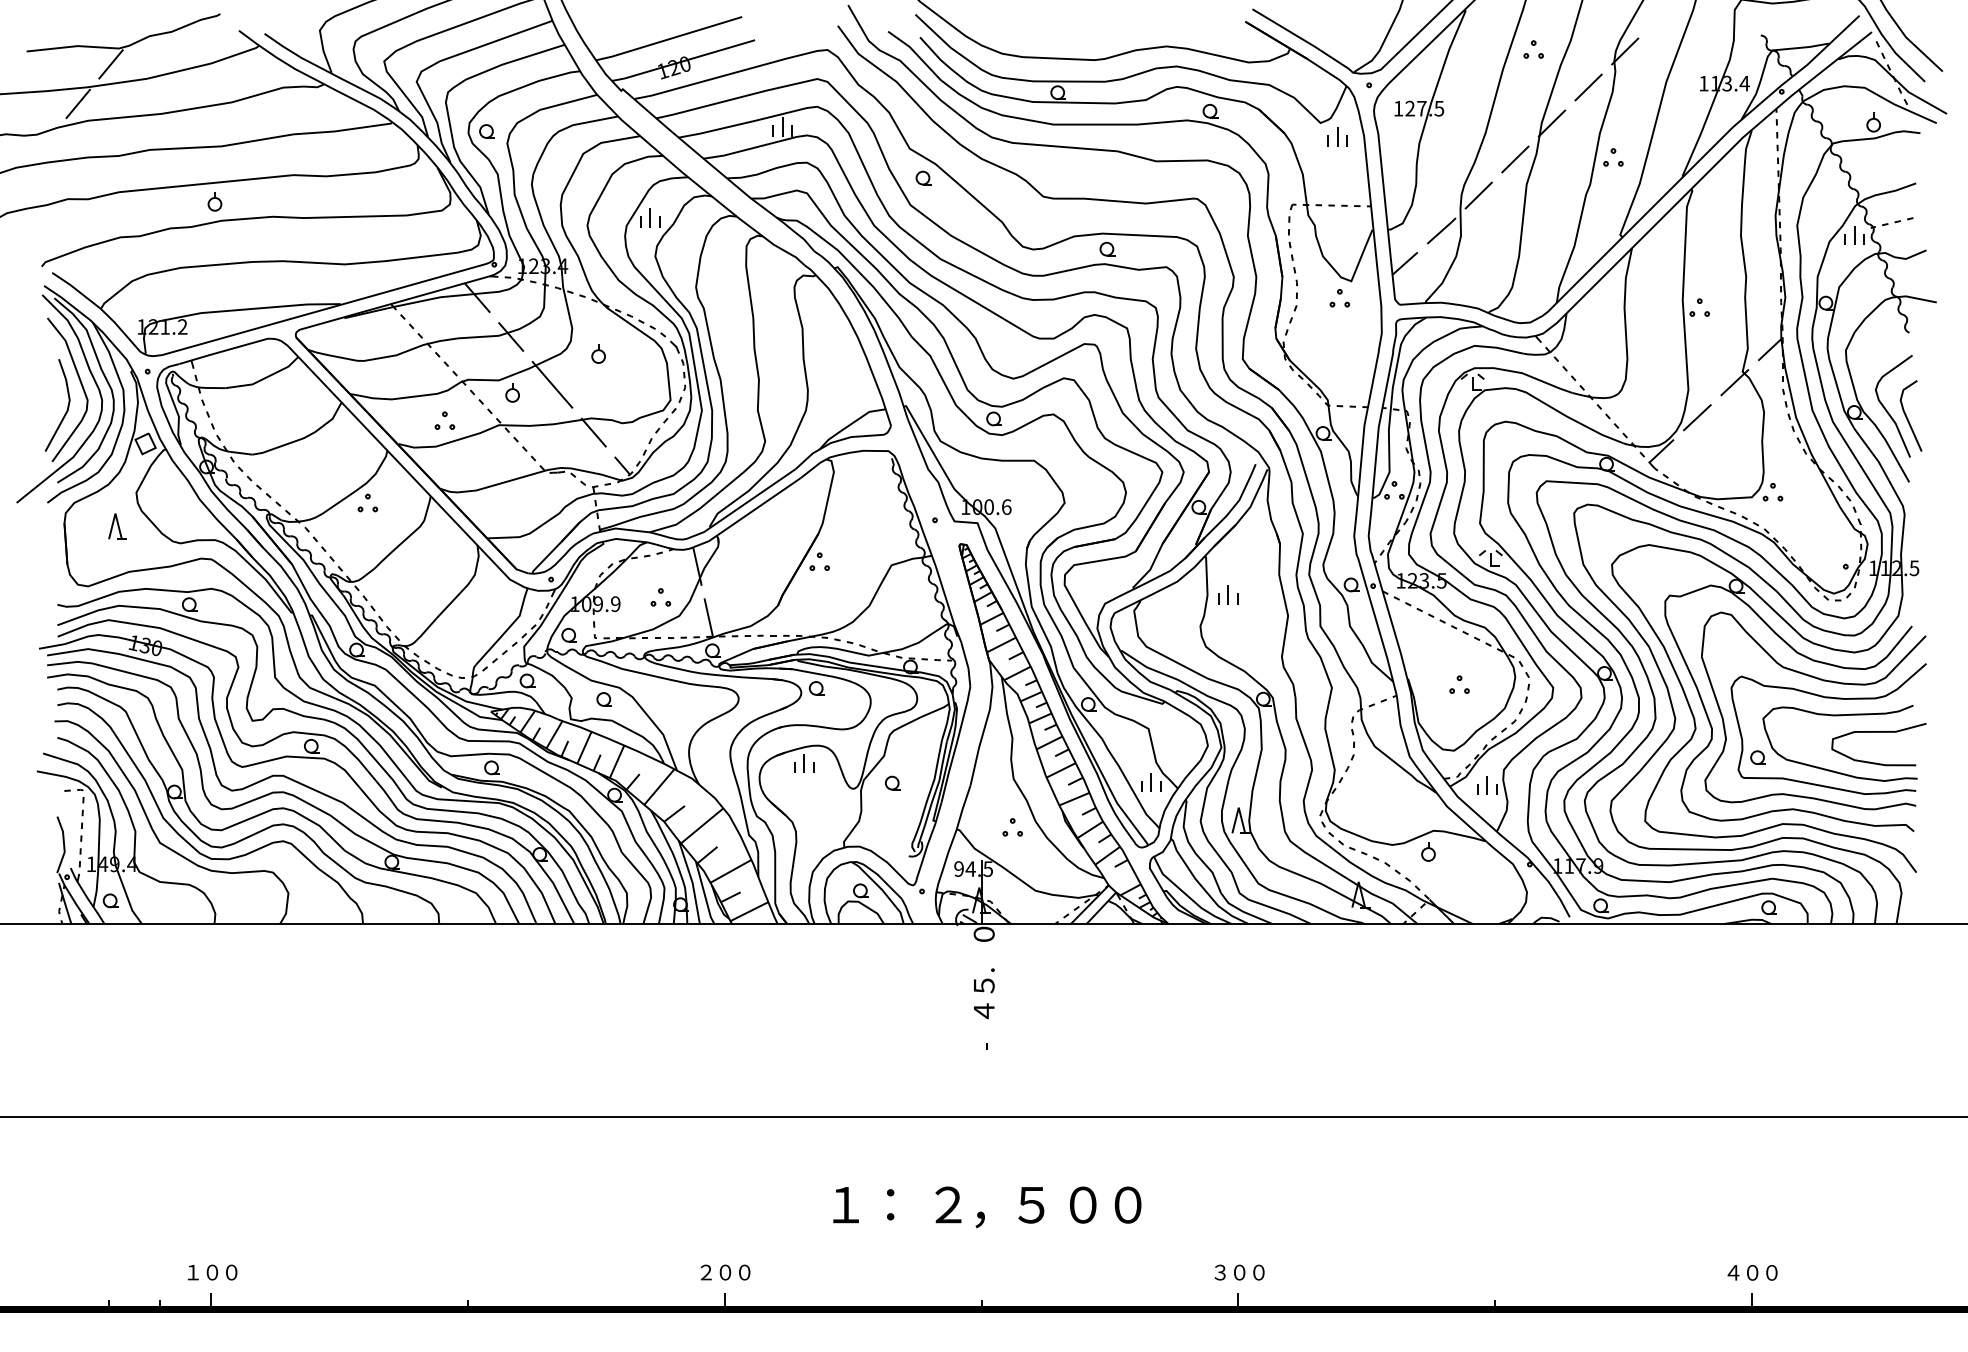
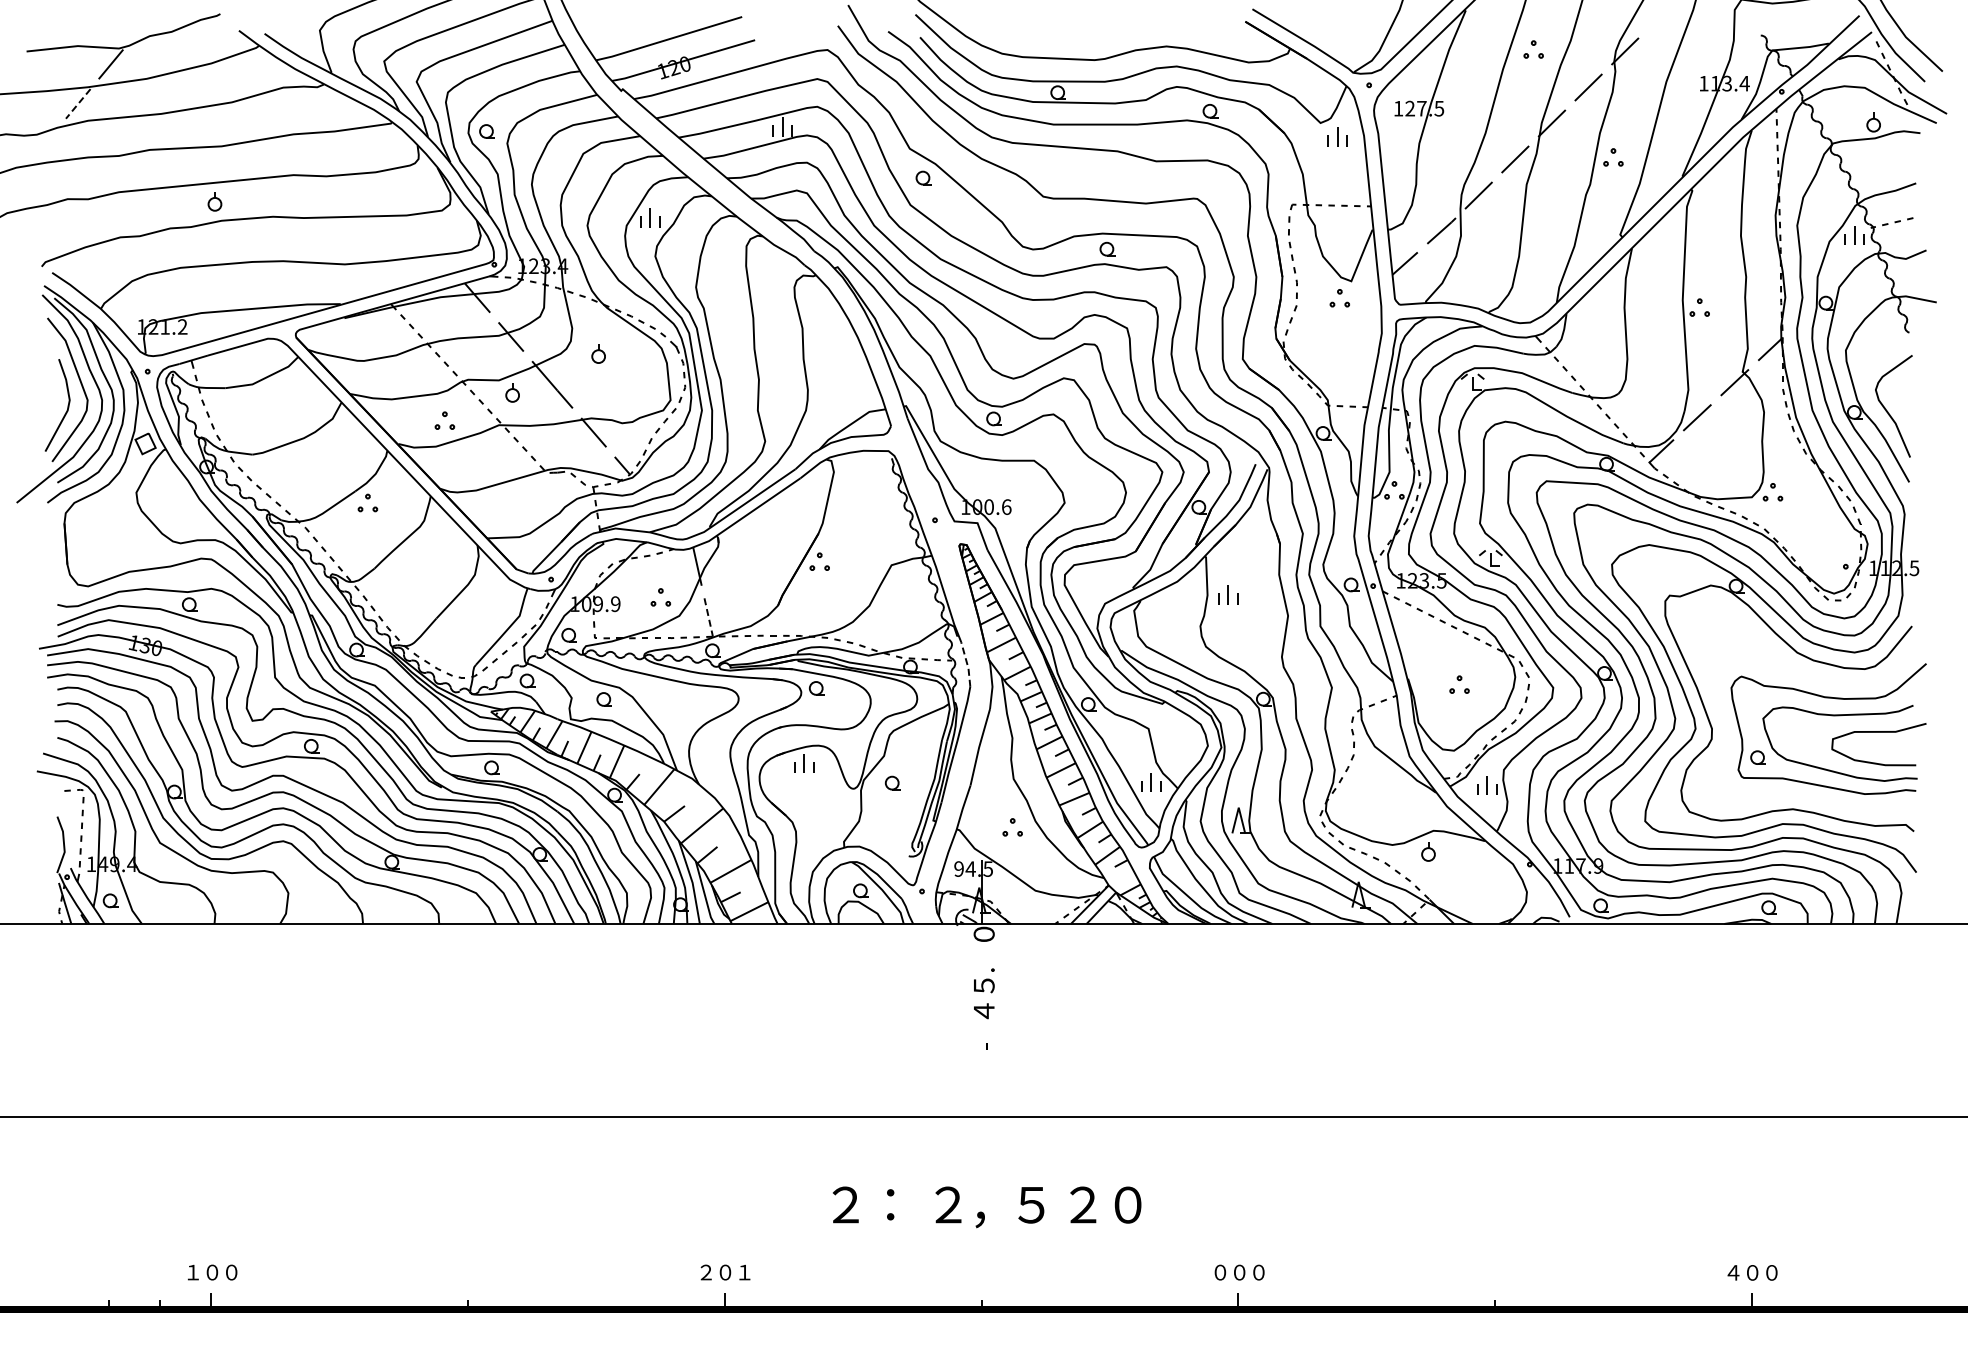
line: solid -> dashed (77, 104)
line: present -> none (1907, 416)
part: present -> none (117, 526)
line: solid -> dashed (708, 617)
line: solid -> dashed (967, 663)
curve: present -> none (1823, 681)
text: １ -> ２ (845, 1204)
text: ０ -> ２ (1083, 1204)
text: ０ -> １ (744, 1272)
text: ３ -> ０ (1220, 1272)
